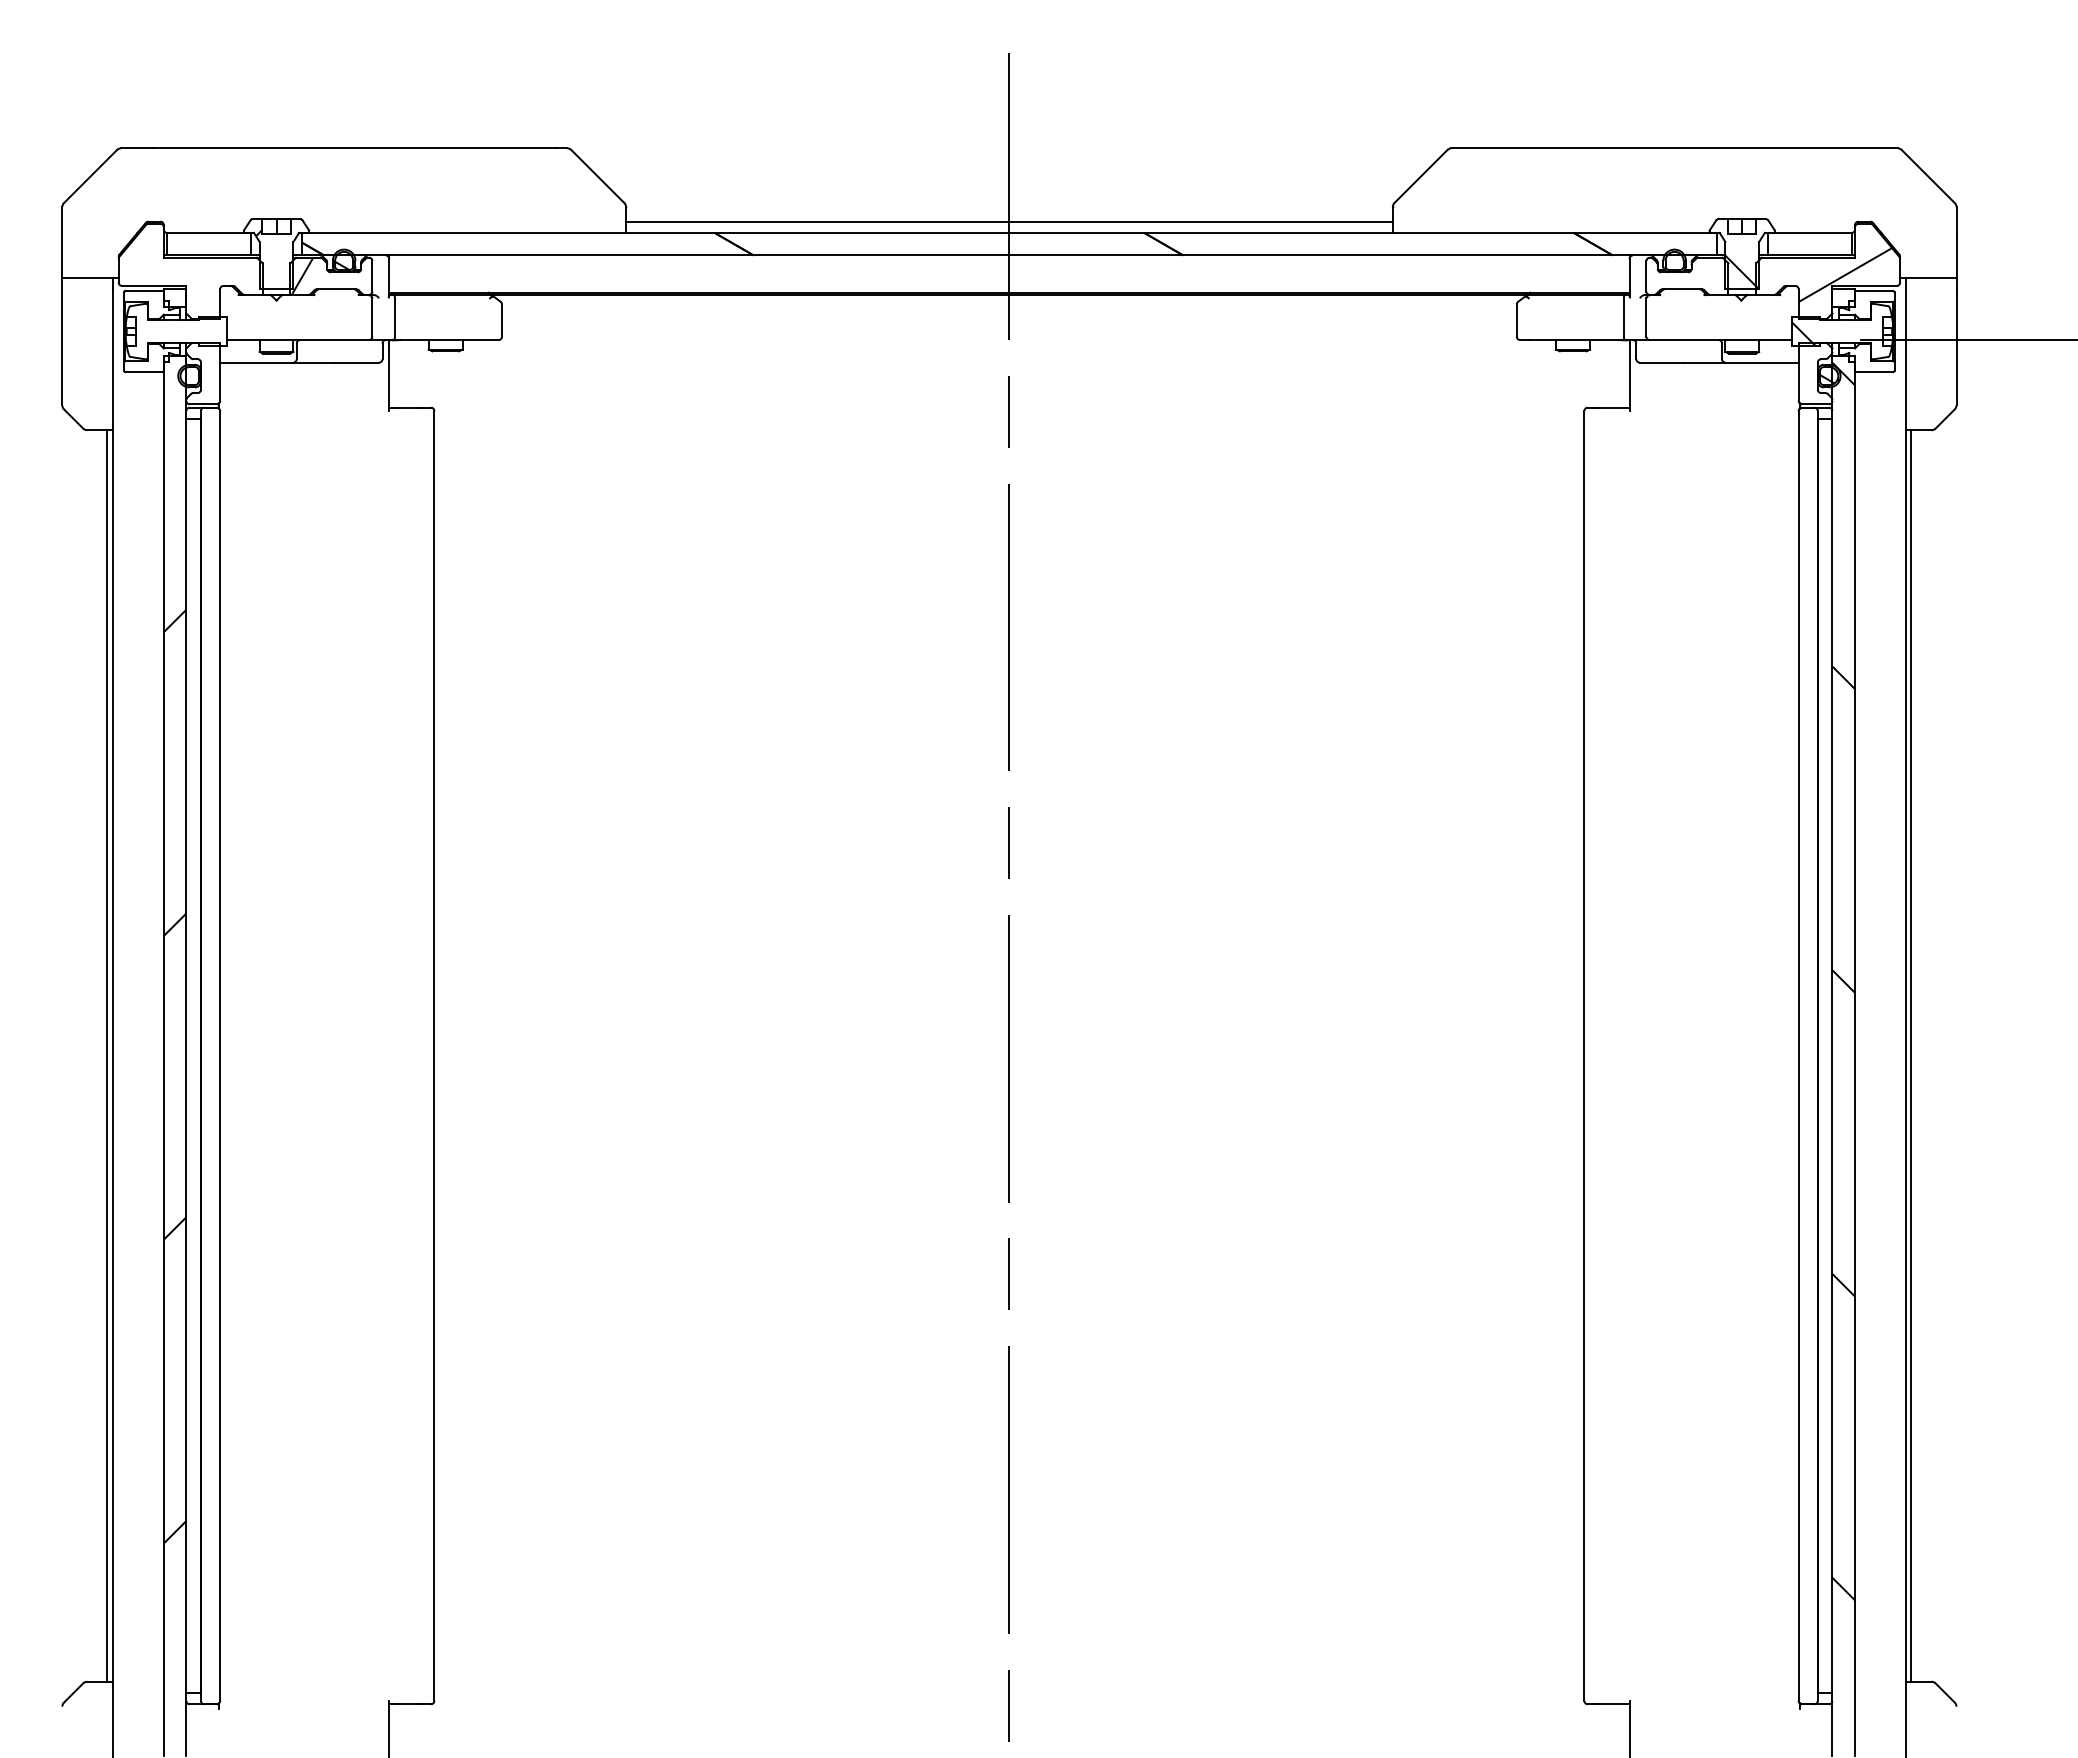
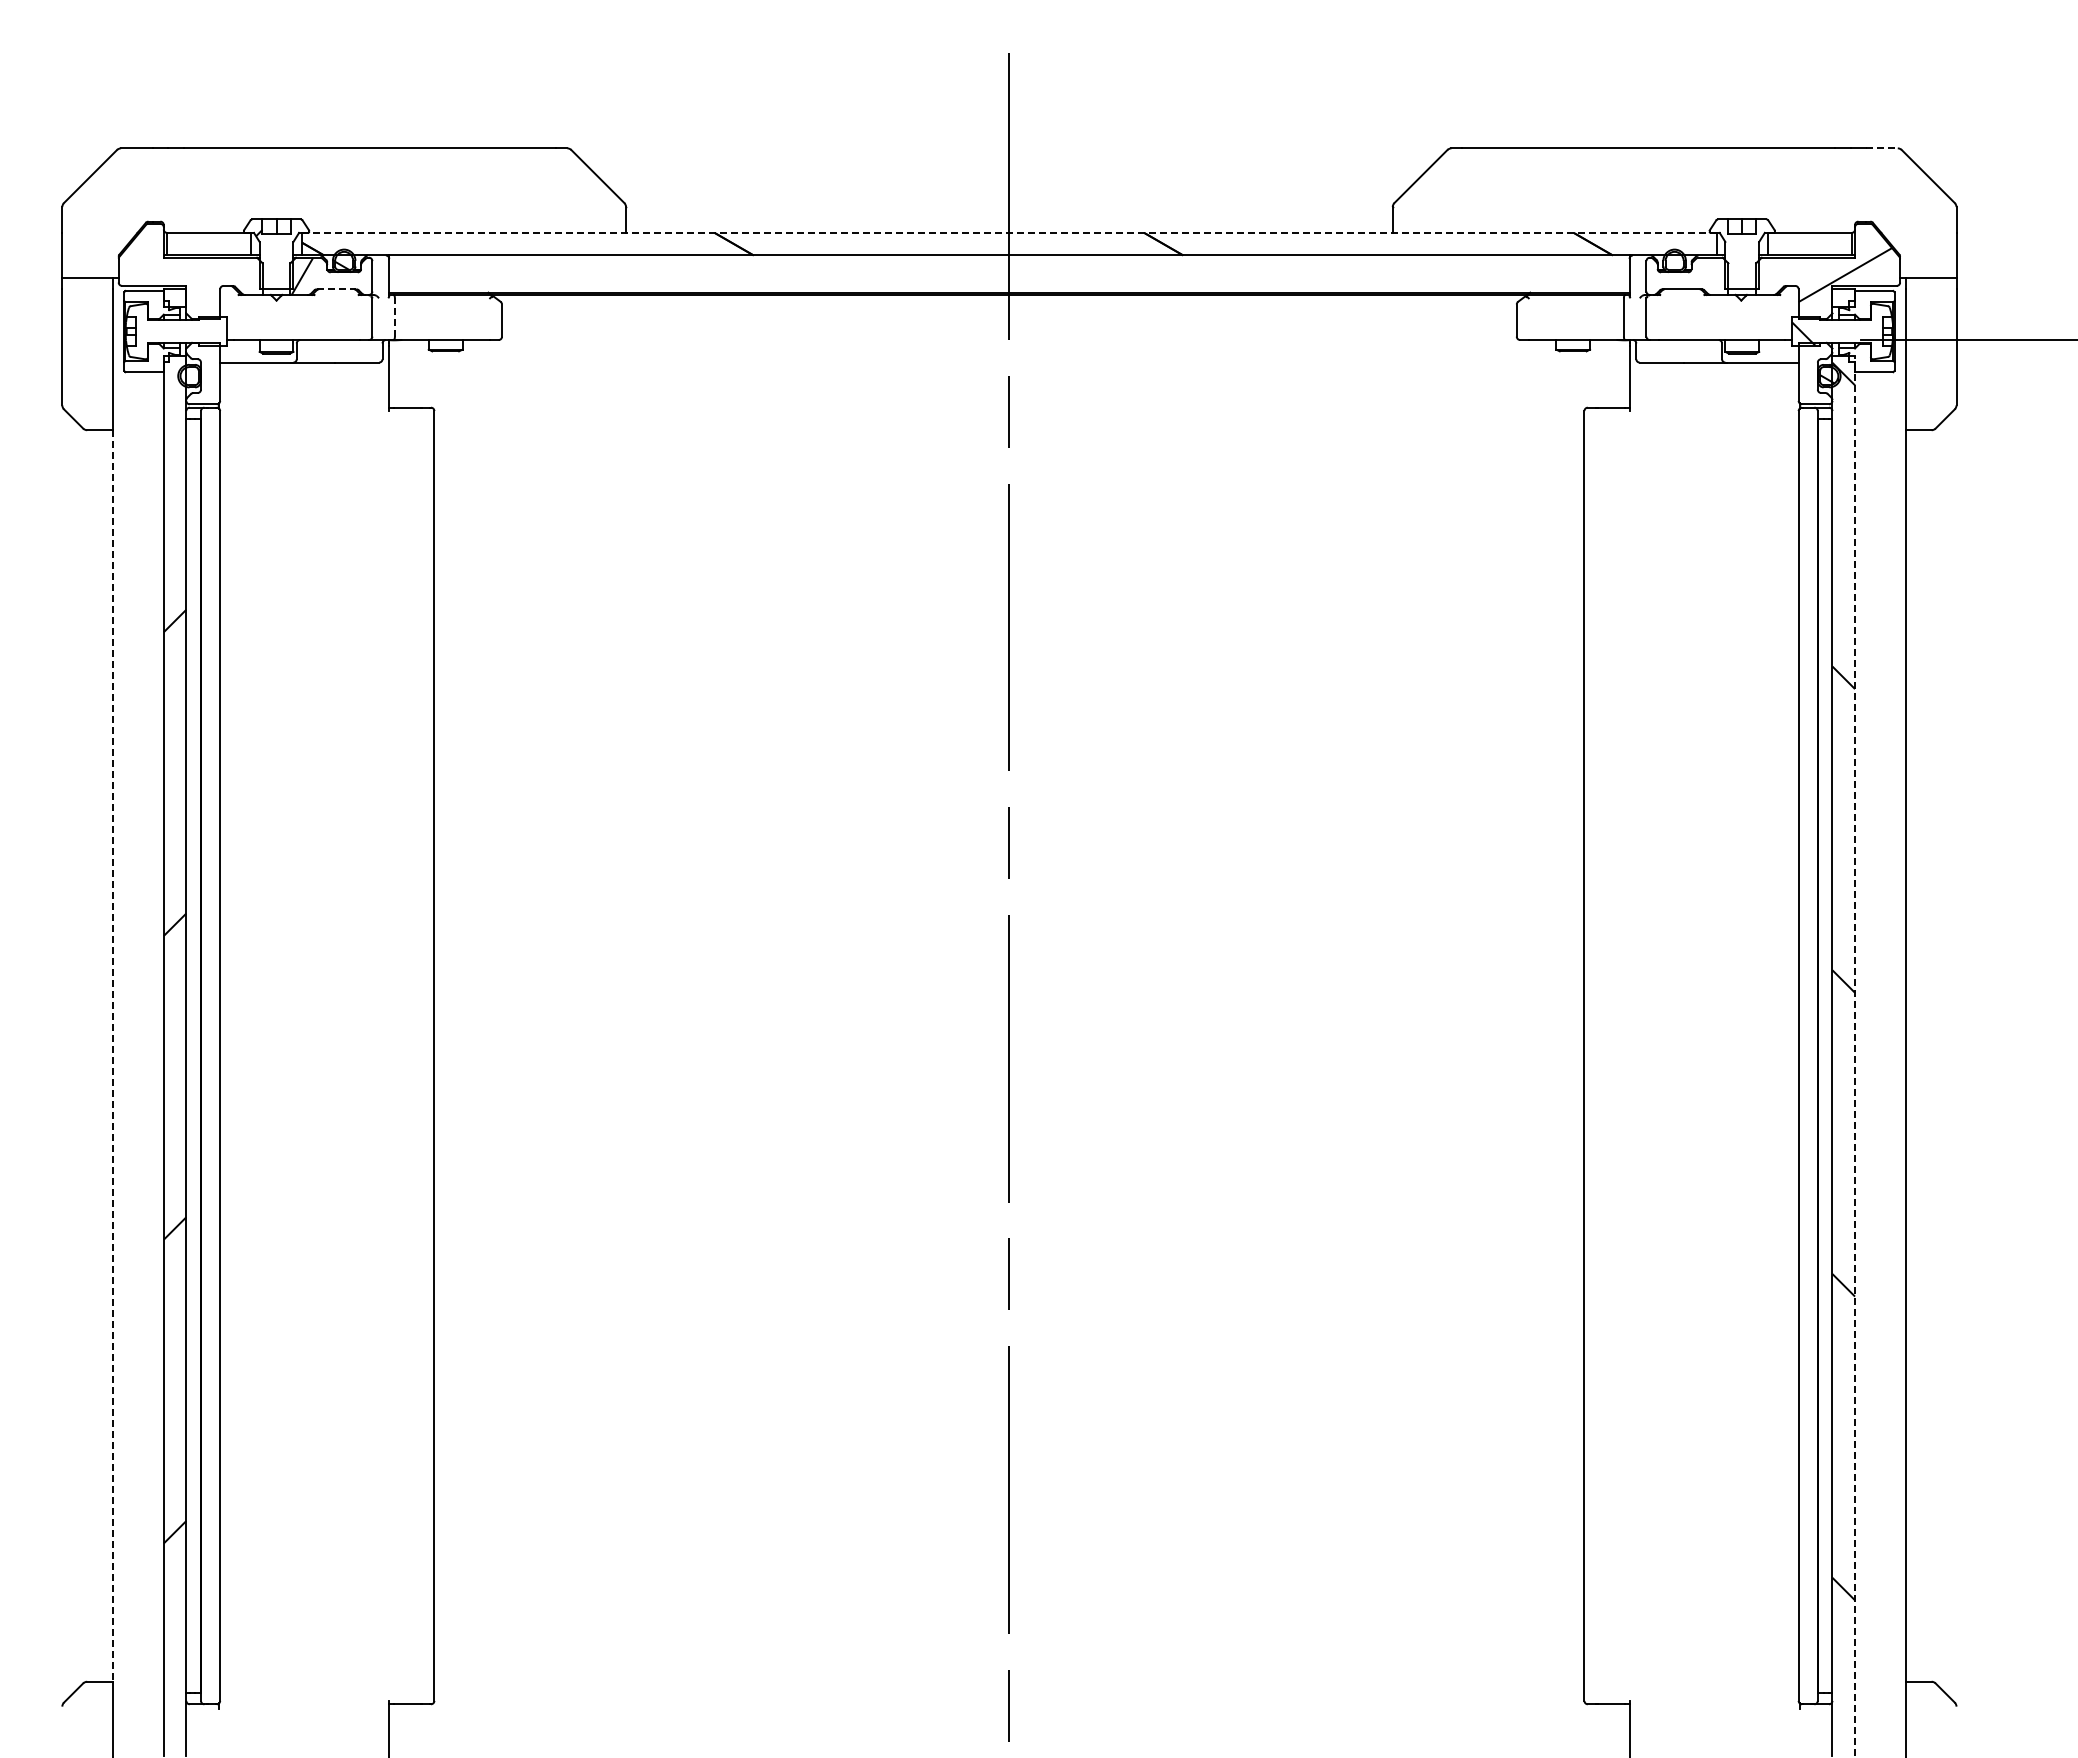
line: solid -> dashed (1882, 148)
line: present -> none (1009, 221)
line: solid -> dashed (1008, 232)
hatch: present -> none (1742, 272)
line: solid -> dashed (336, 289)
line: solid -> dashed (394, 317)
line: present -> none (107, 1055)
line: solid -> dashed (113, 1055)
line: solid -> dashed (1855, 1055)
line: present -> none (1911, 1055)
